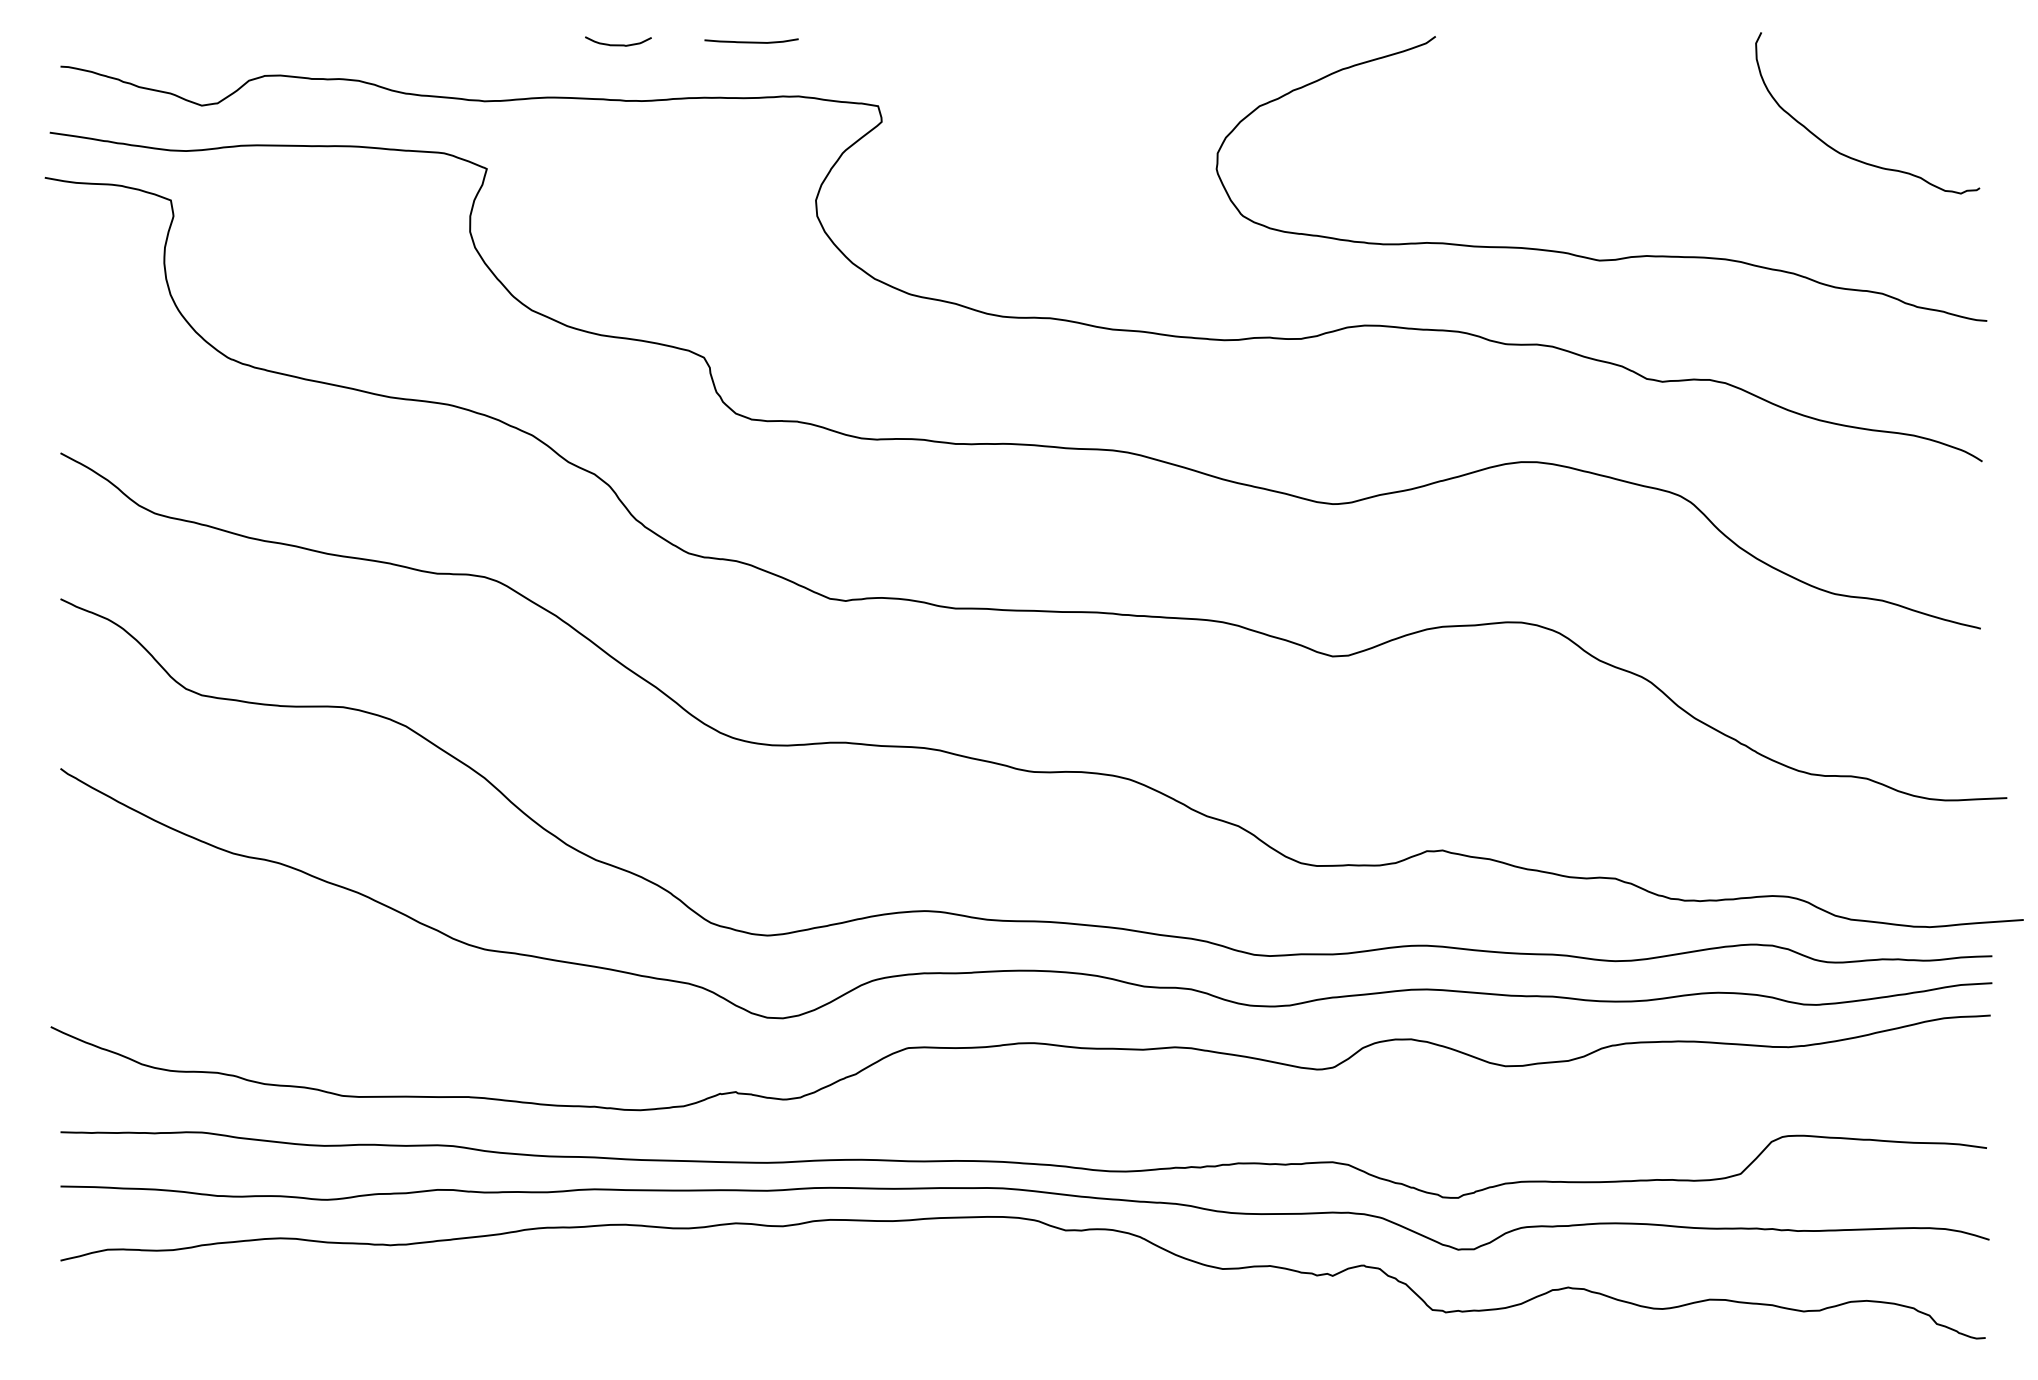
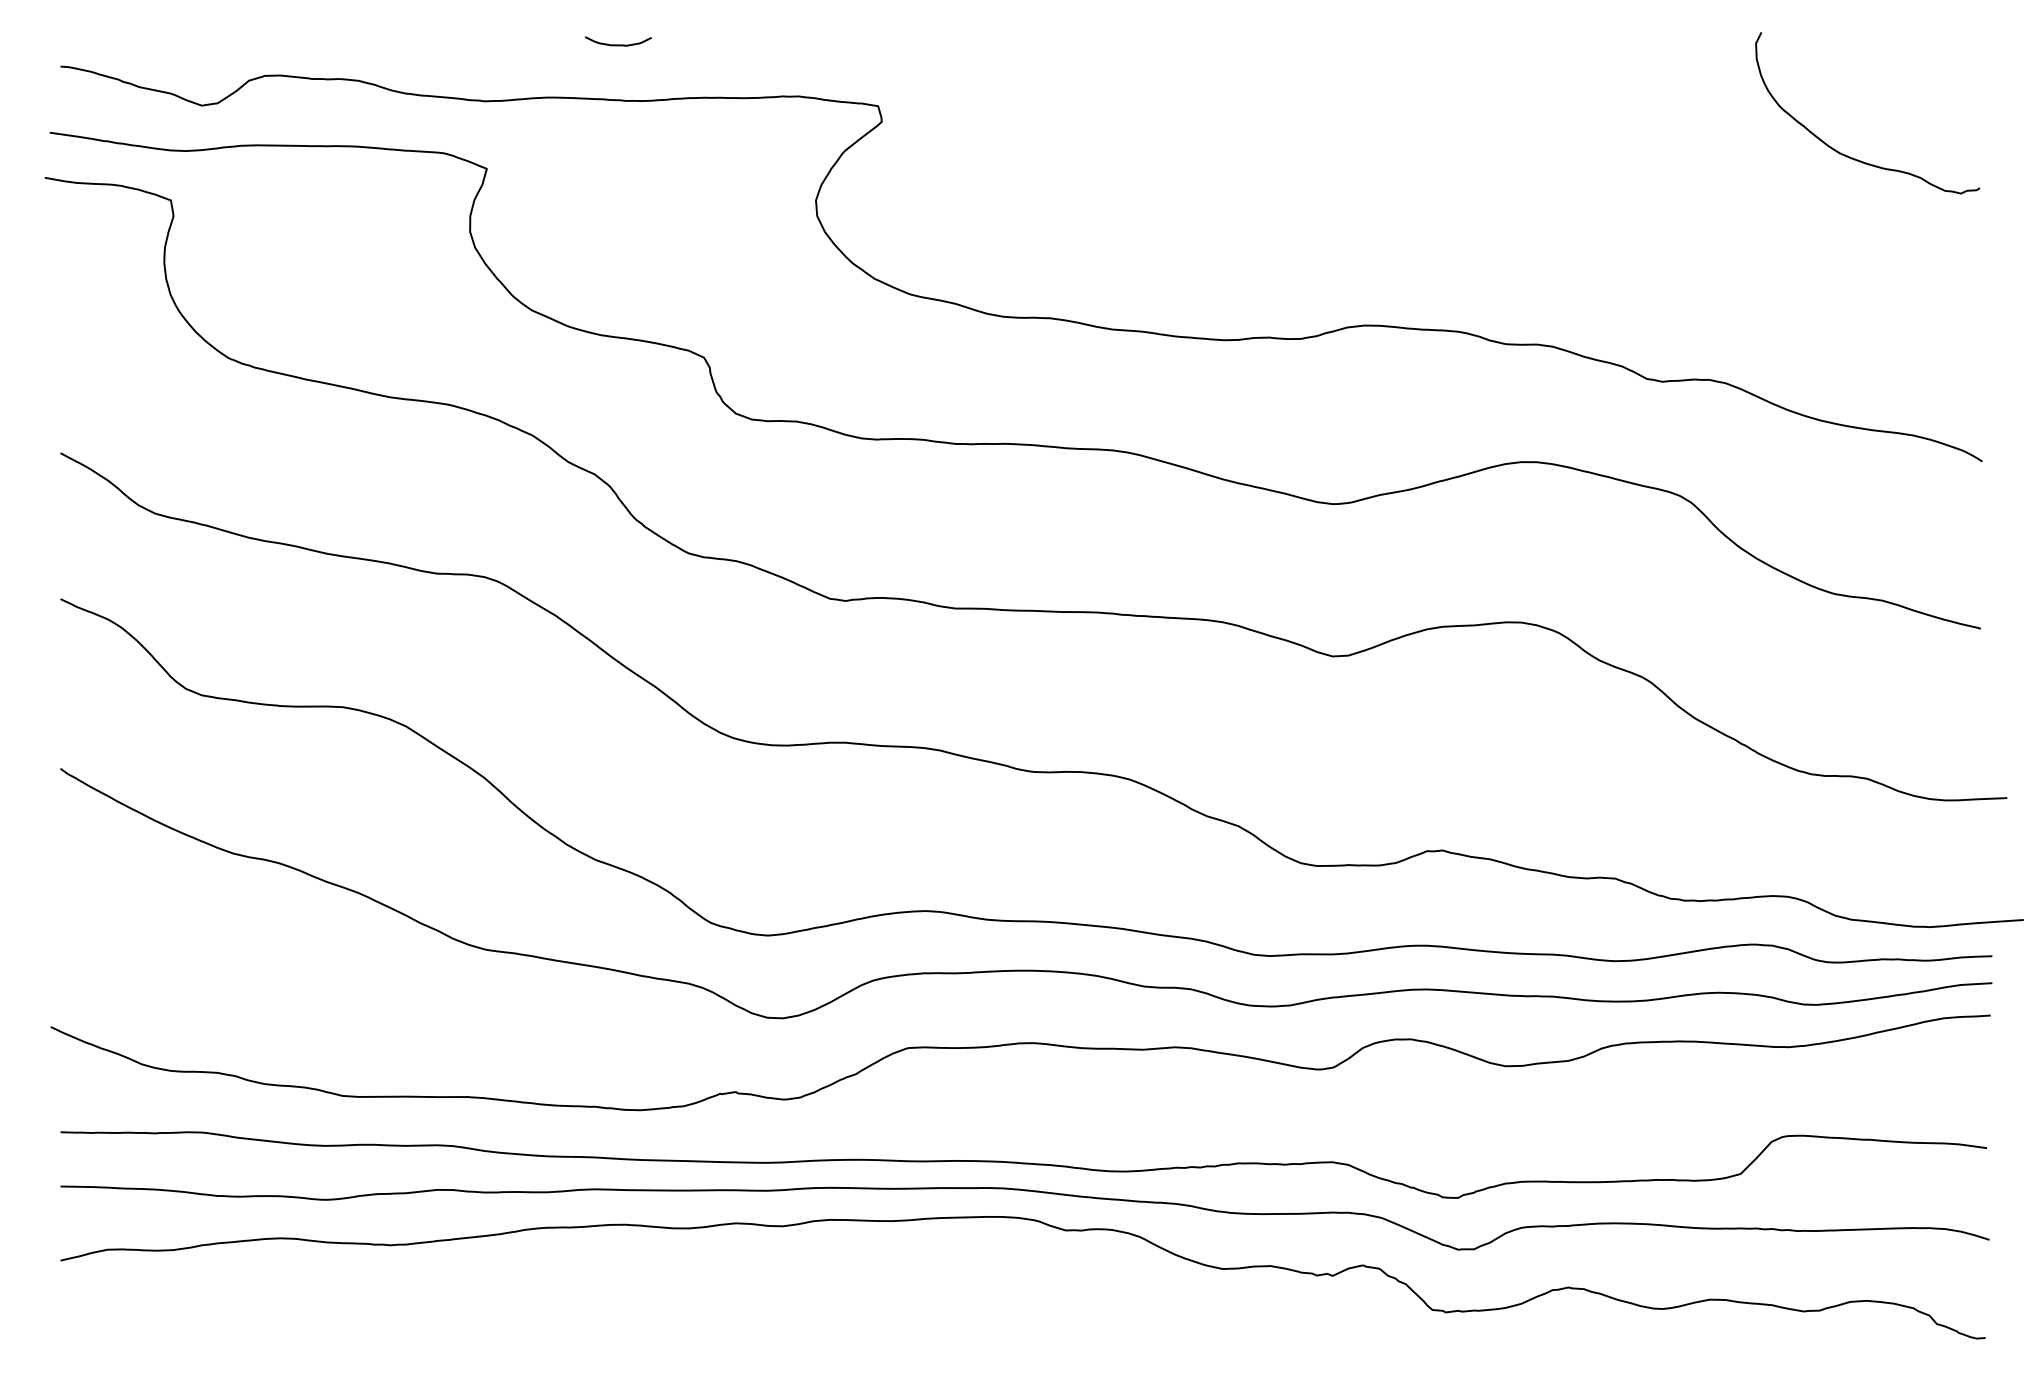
curve: present -> none (751, 41)
curve: present -> none (1586, 256)
